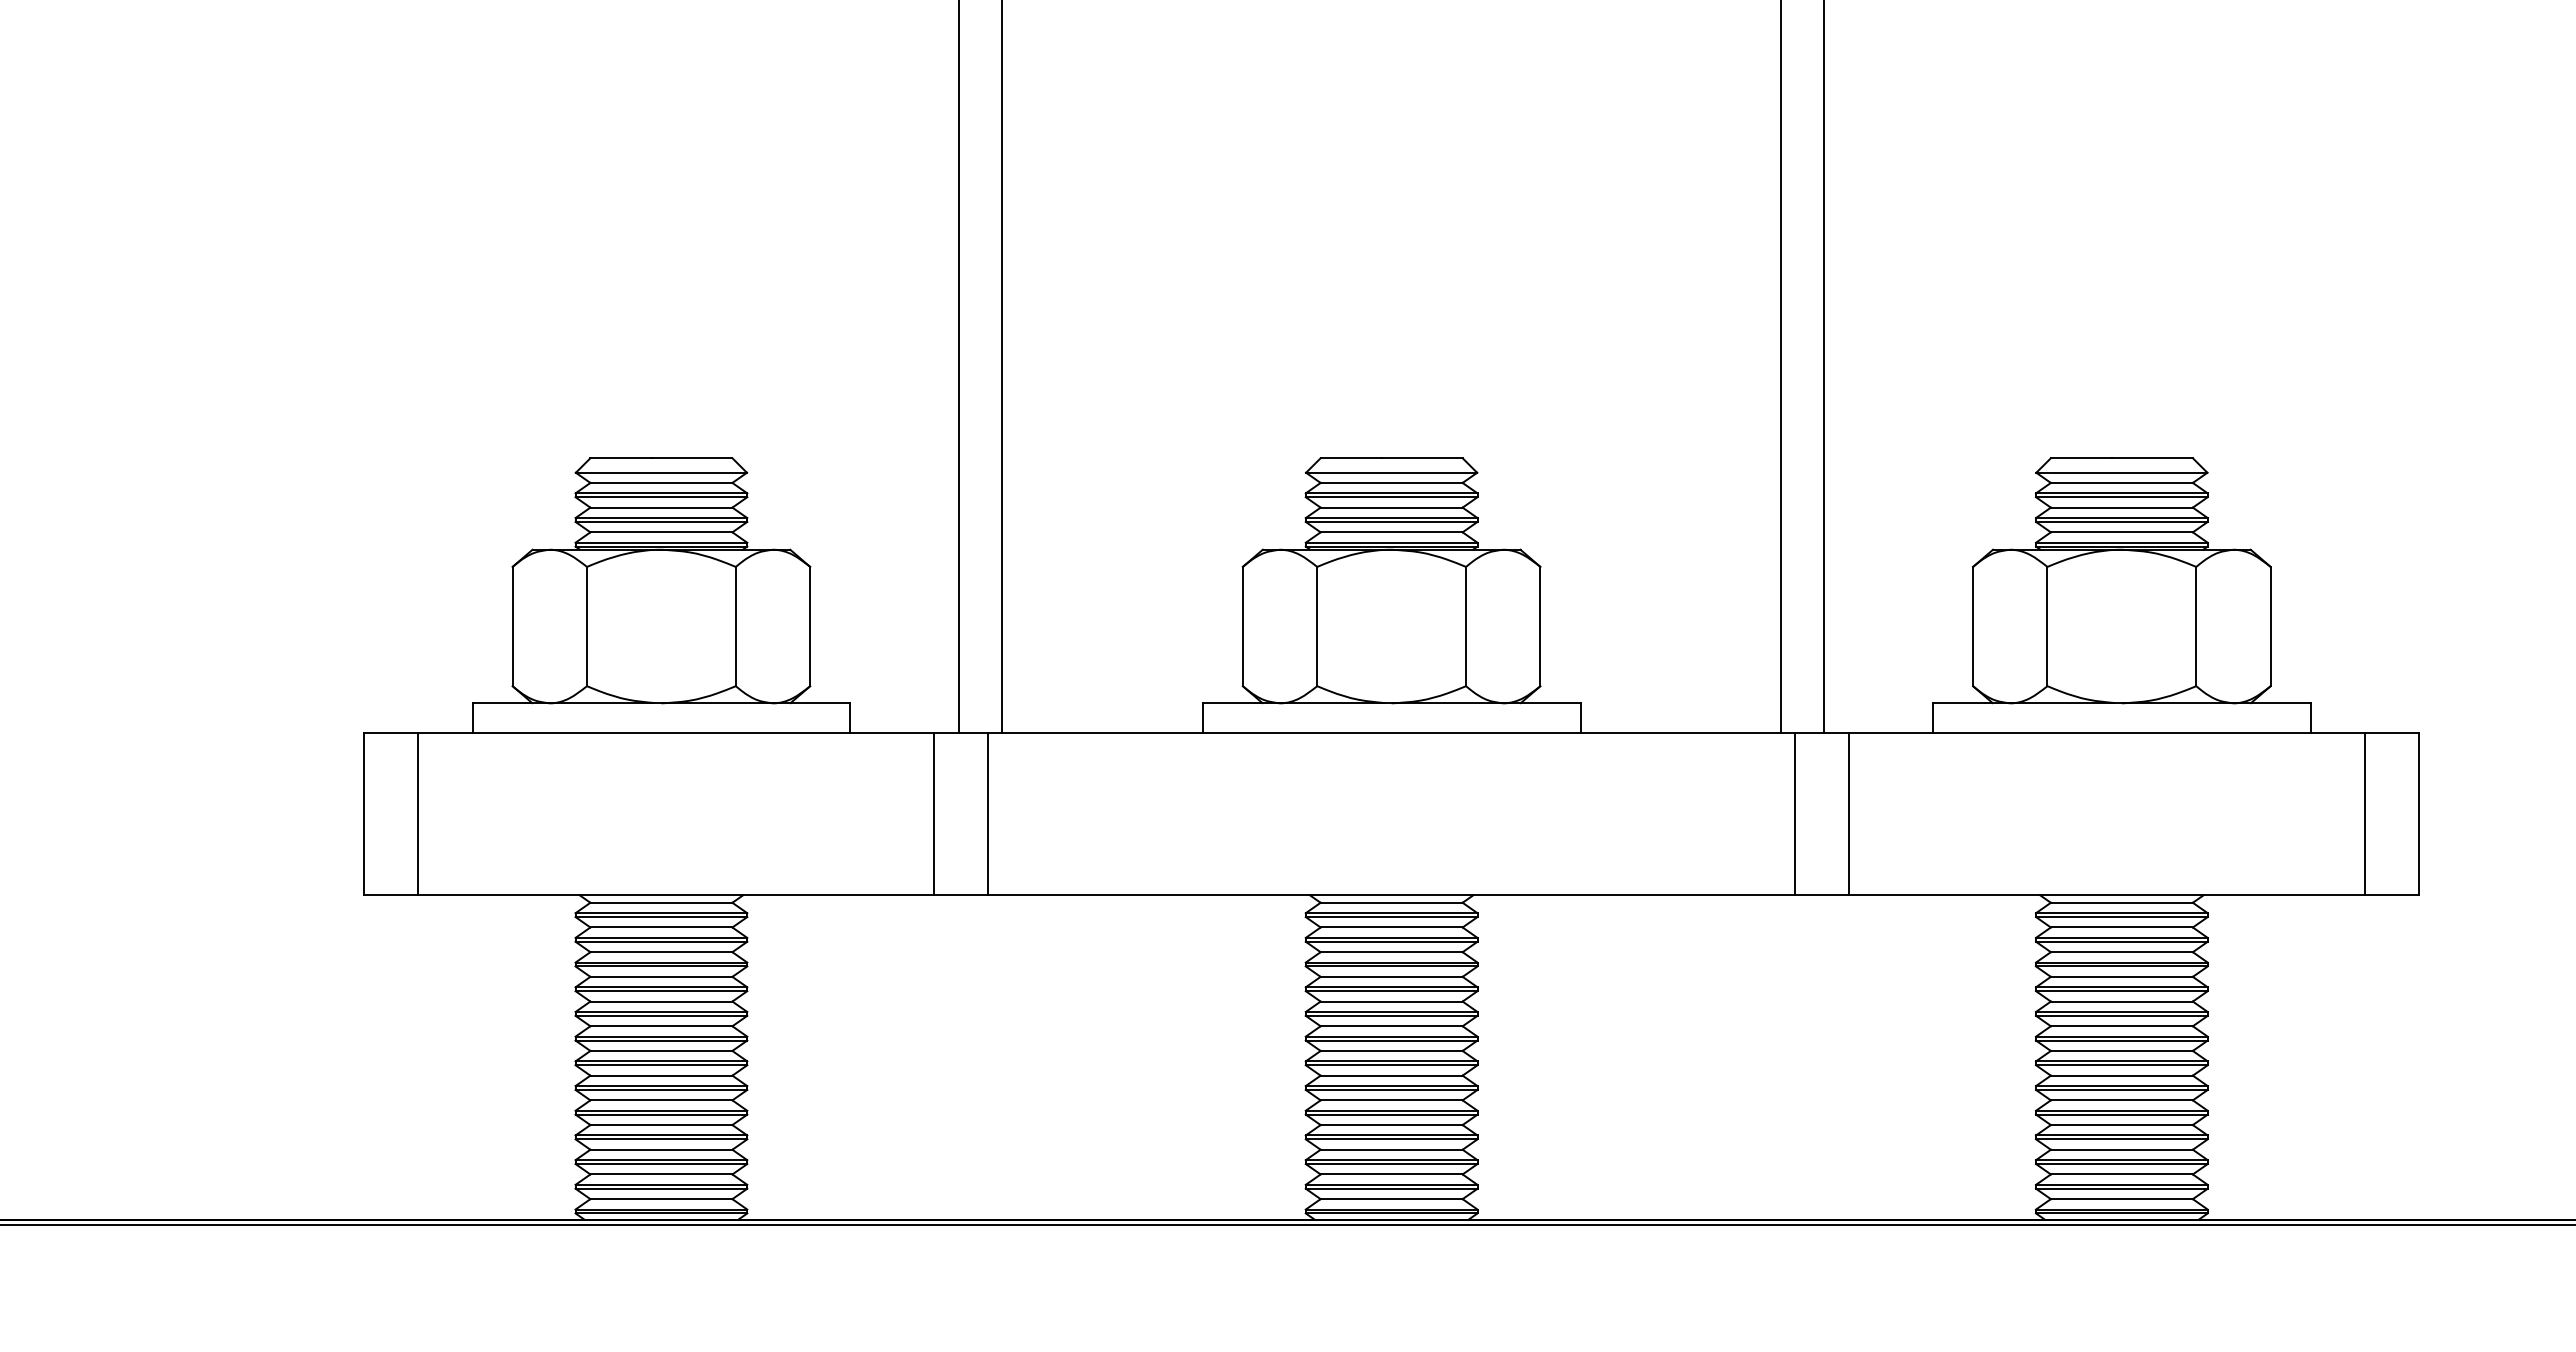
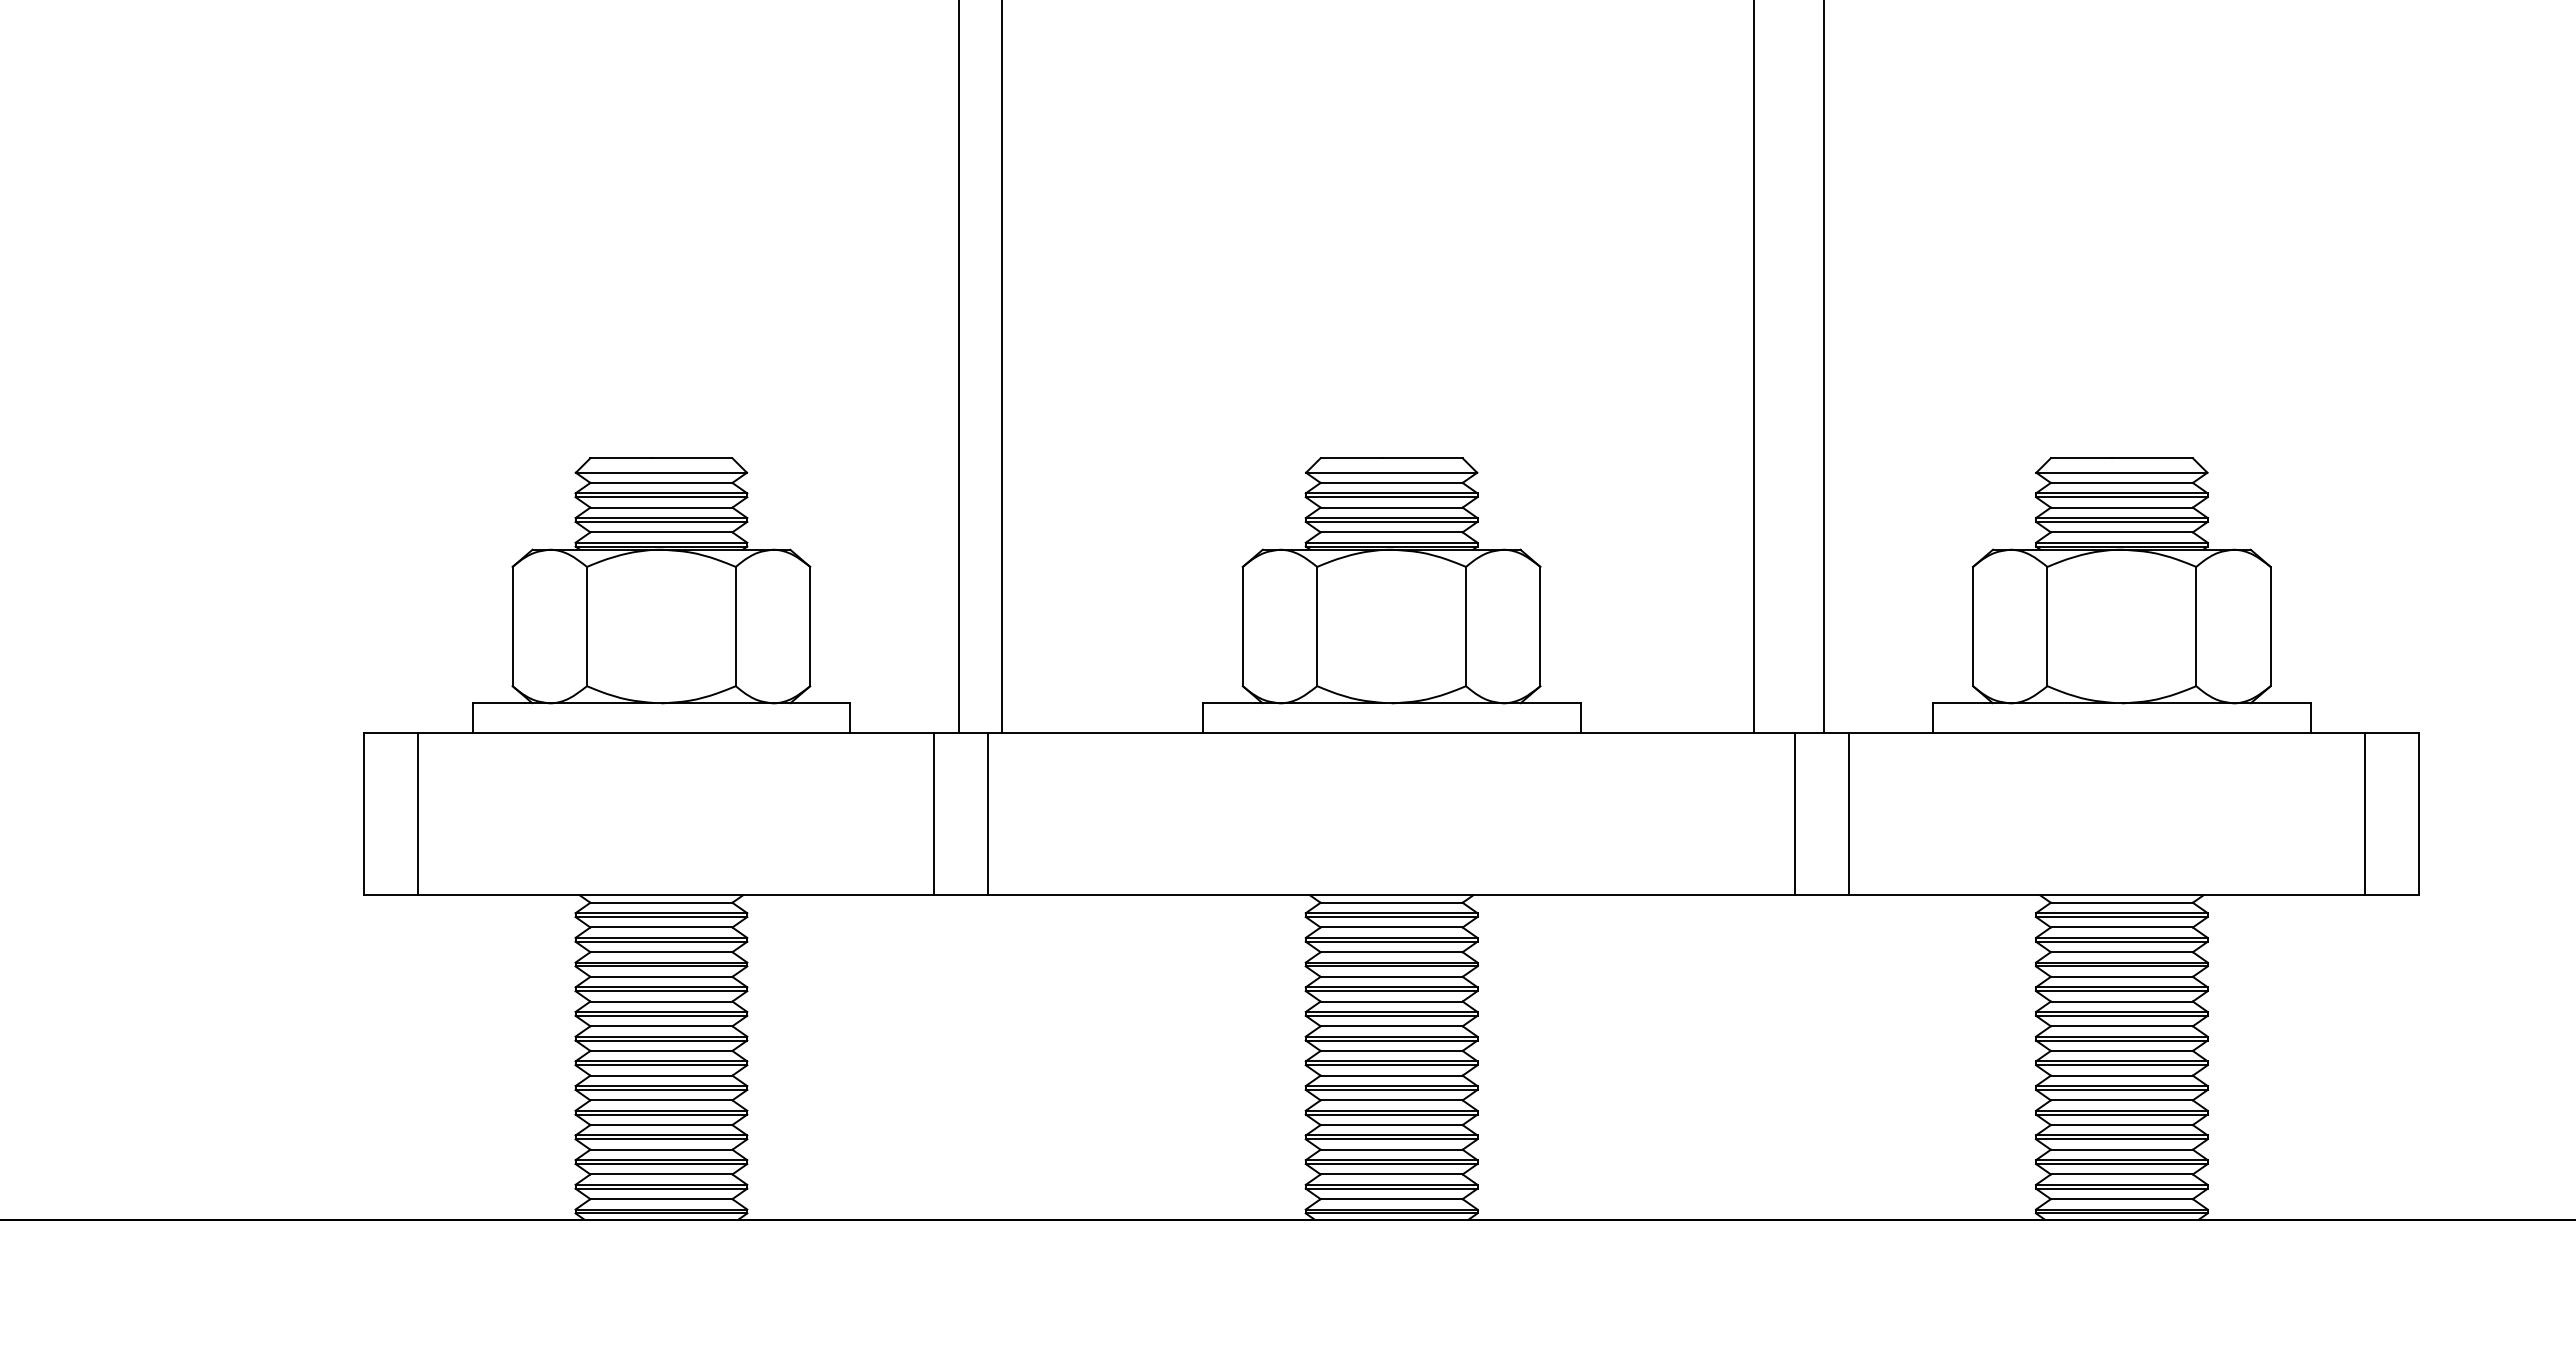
line position: (1781, 367) -> (1754, 367) (1754, 367)
line: present -> none (1287, 1225)
